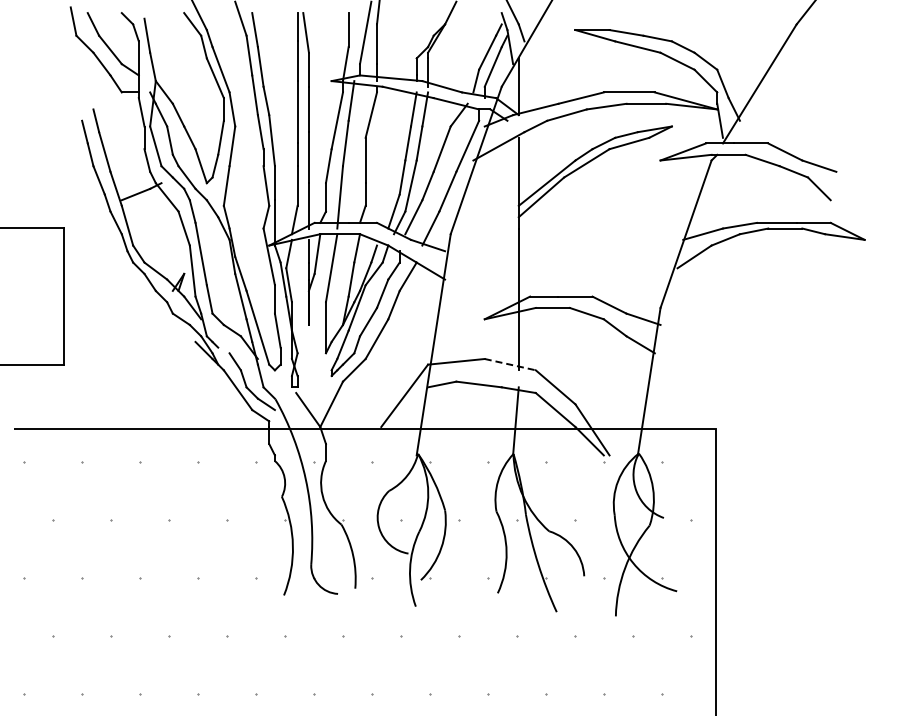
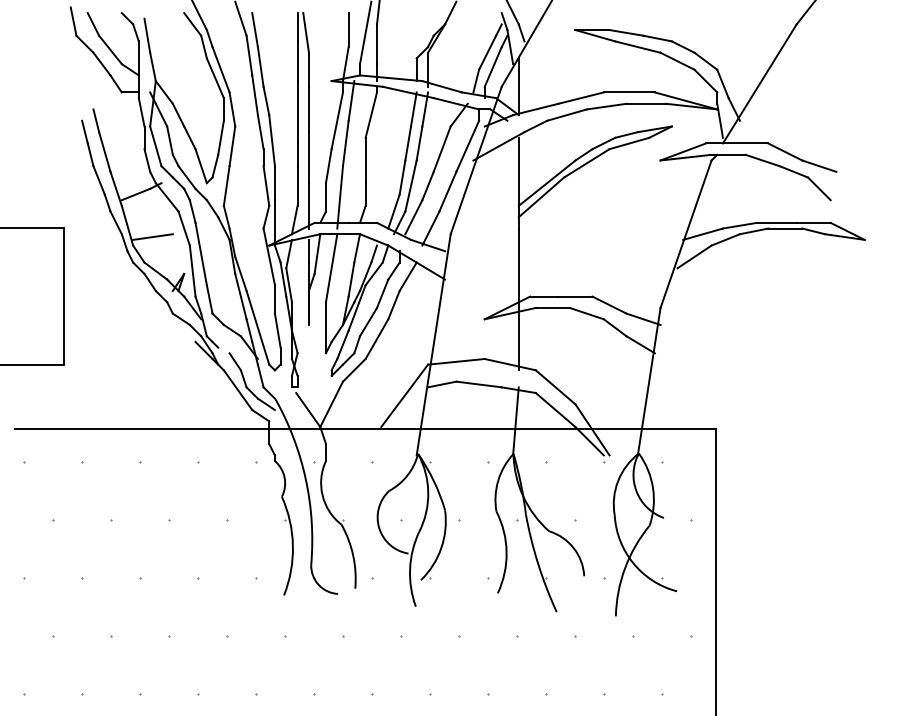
line: none -> present (152, 236)
line: dashed -> solid (510, 364)
